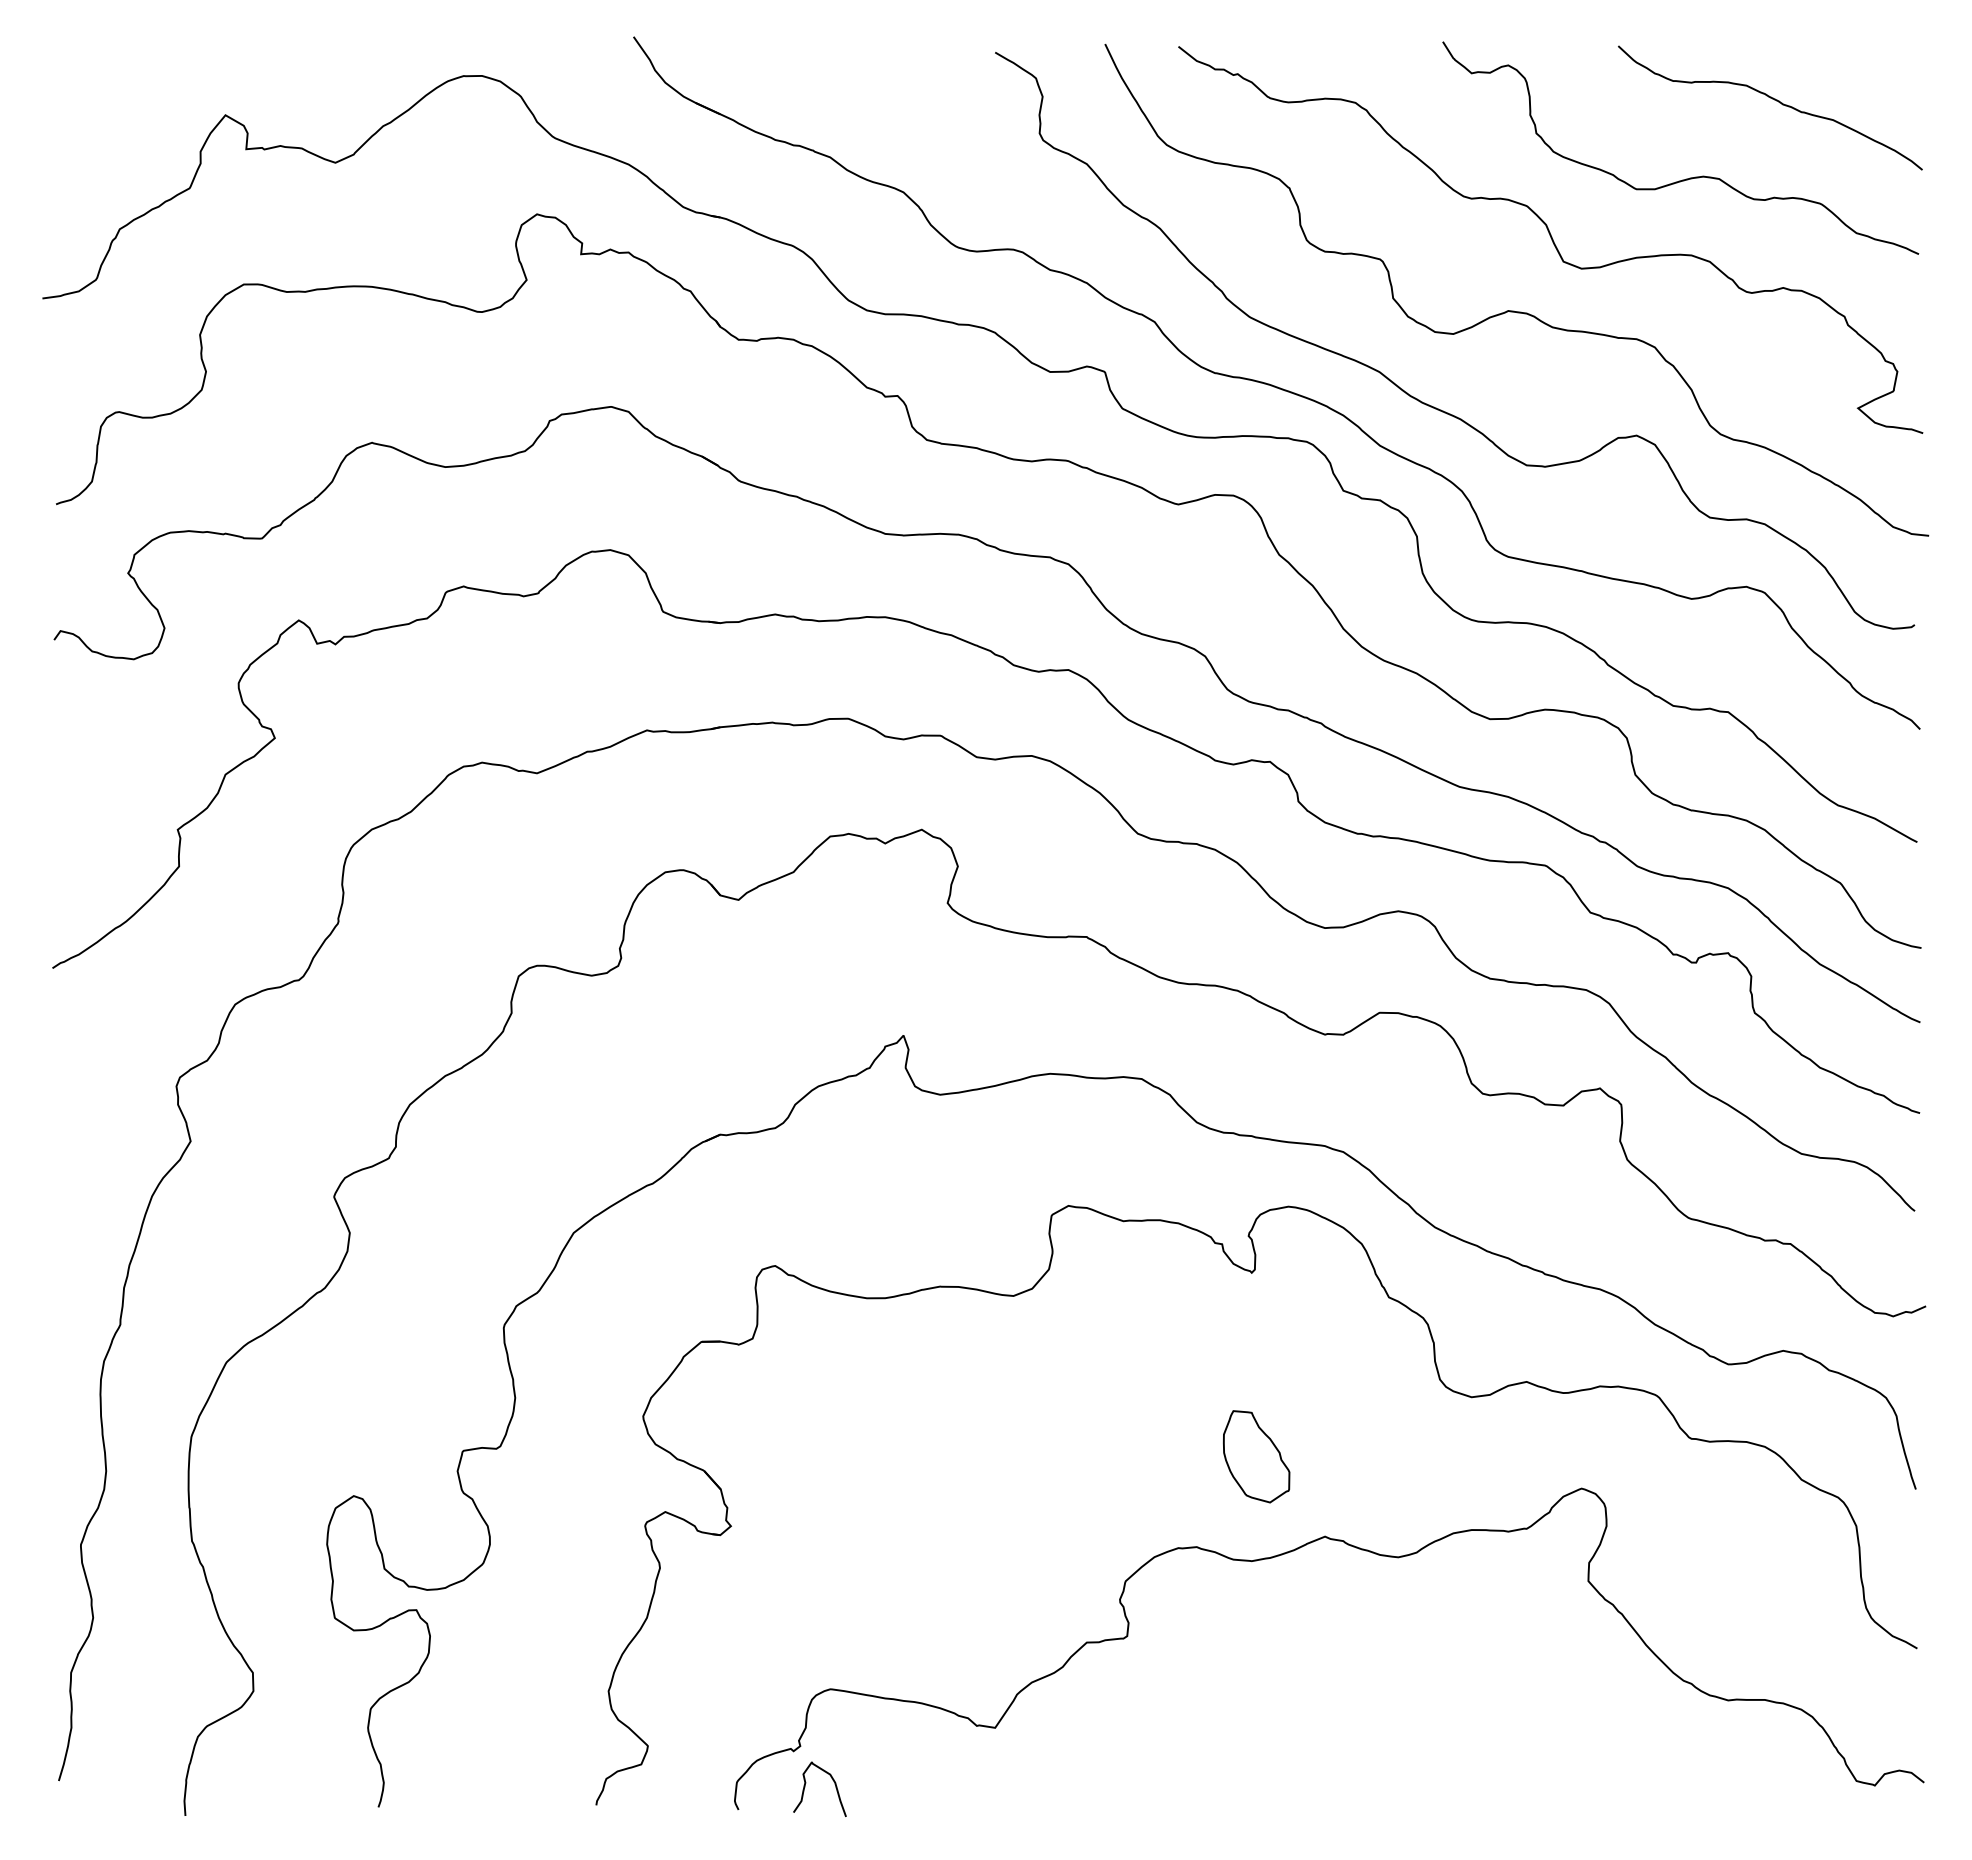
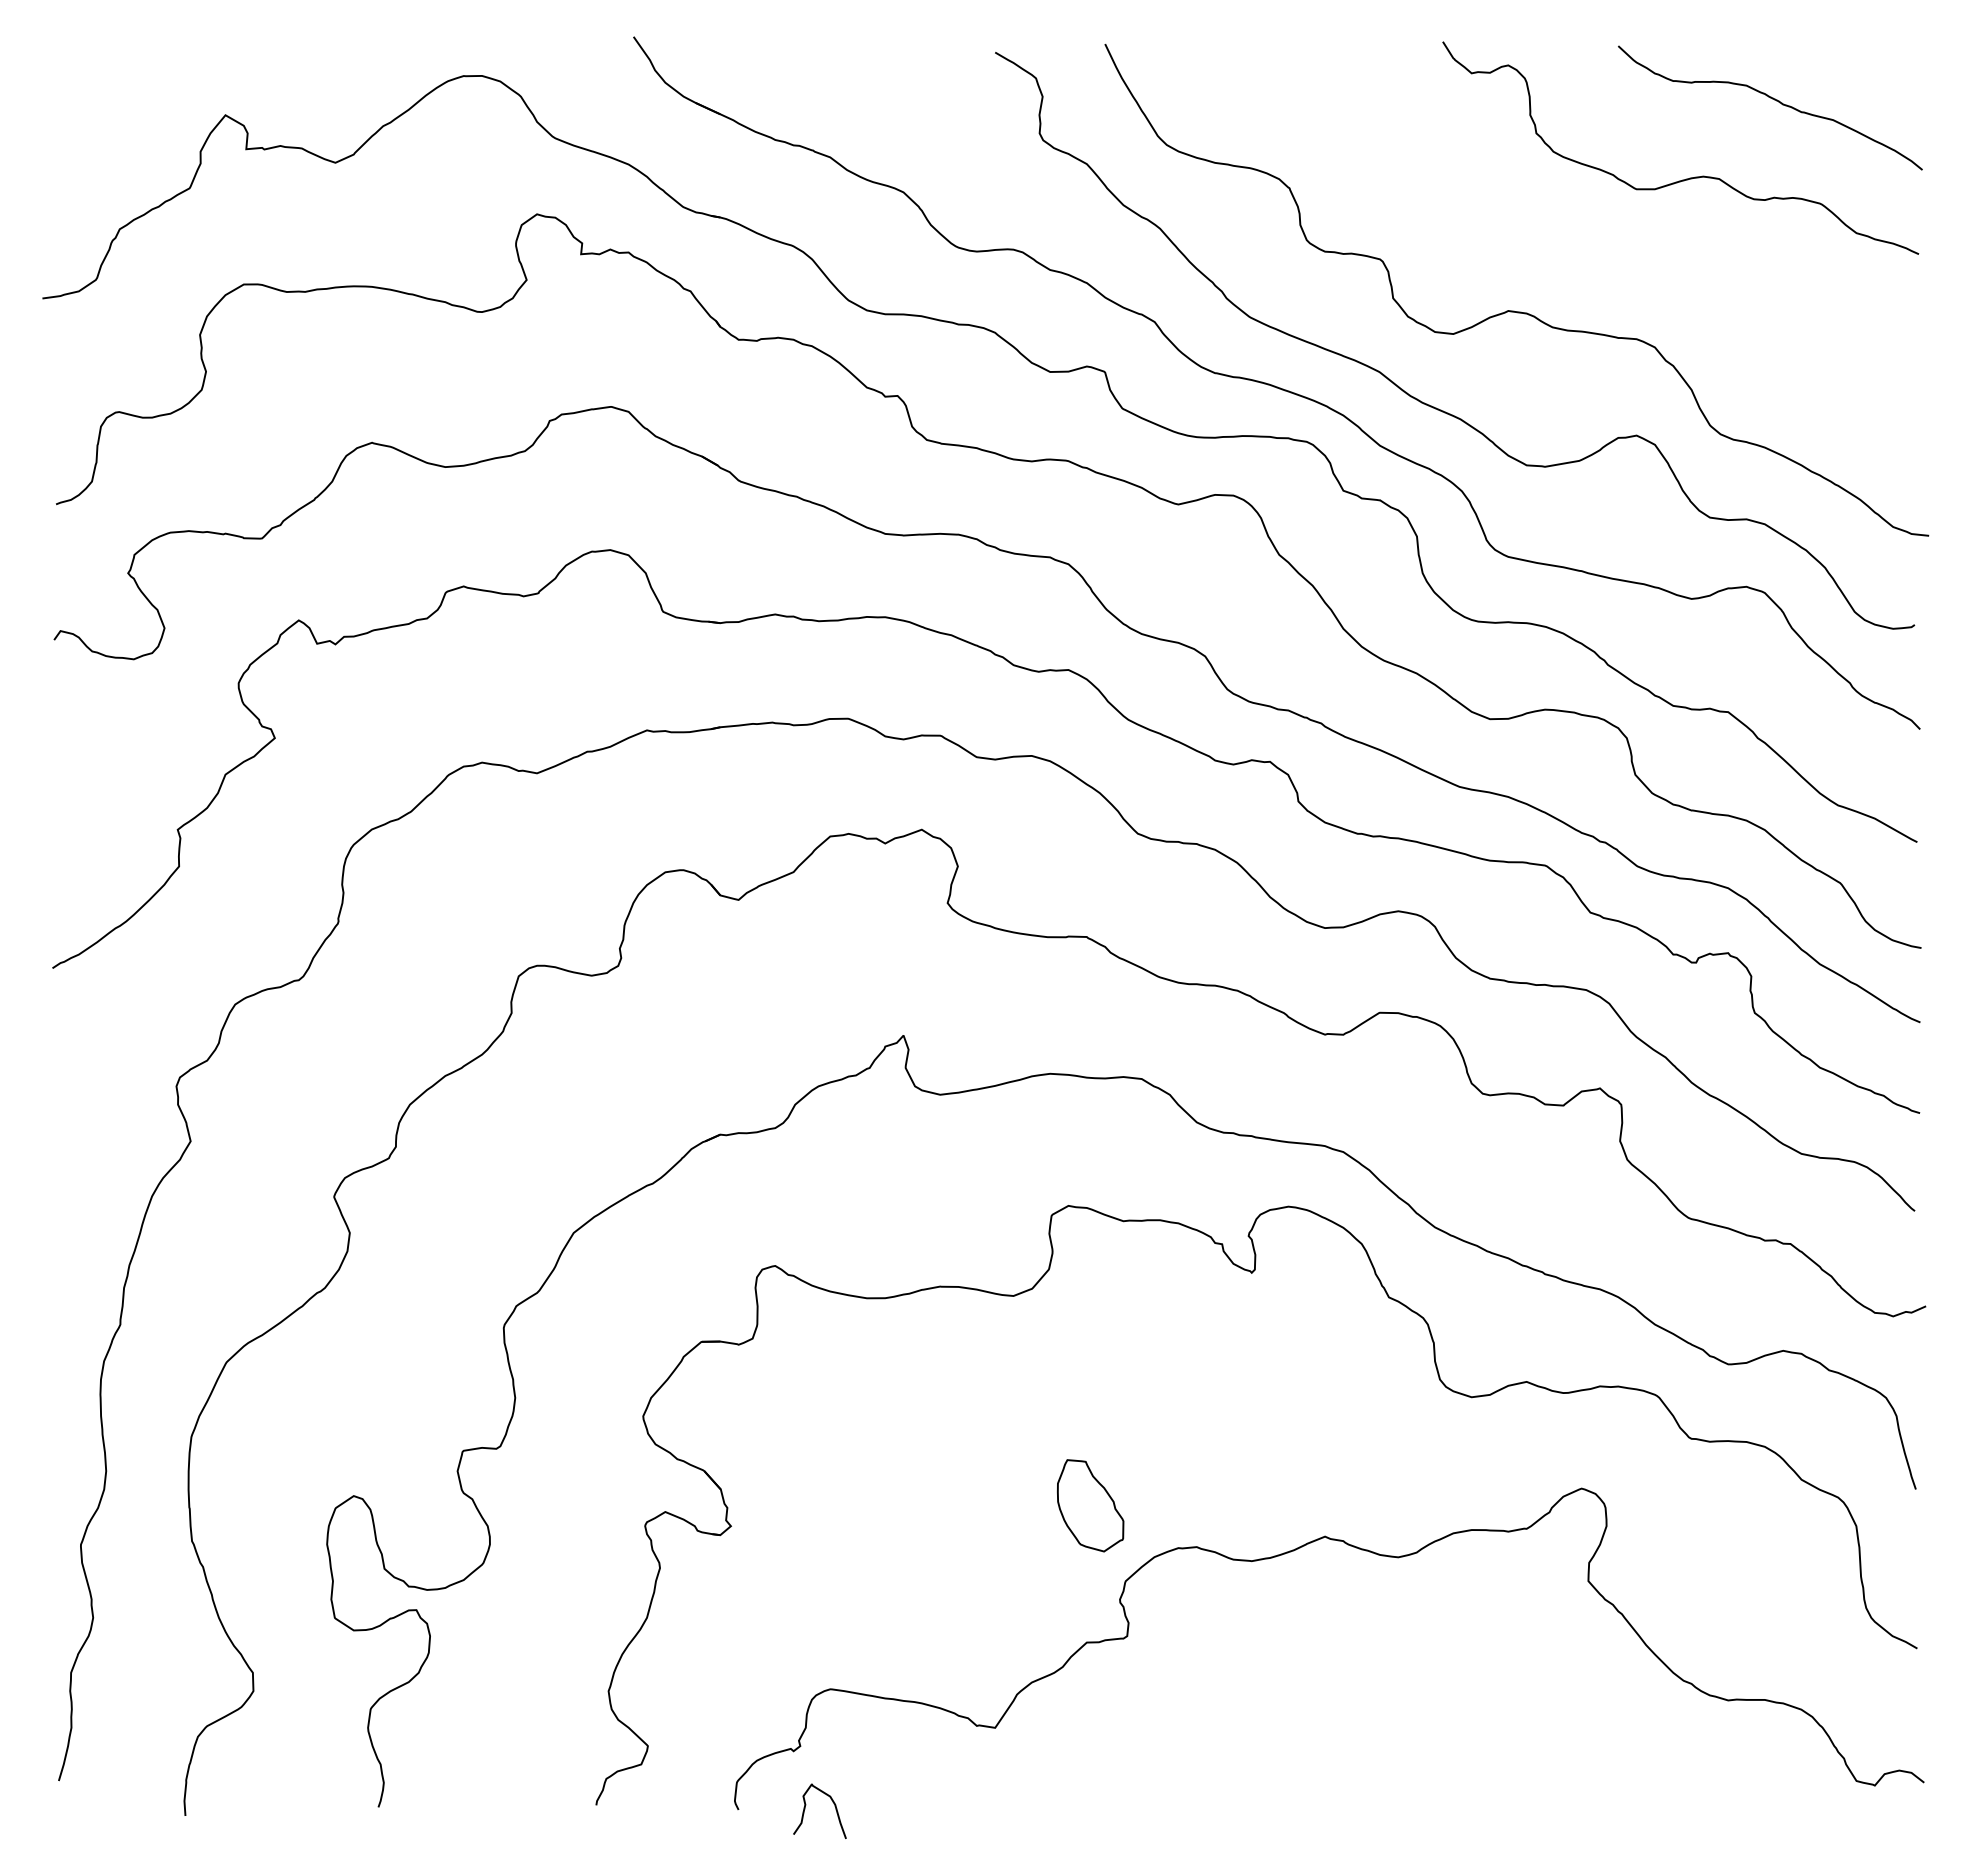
curve: present -> none (1550, 238)
part position: (1256, 1456) -> (1090, 1505) (1090, 1505)
curve position: (806, 1783) -> (806, 1805) (806, 1805)
